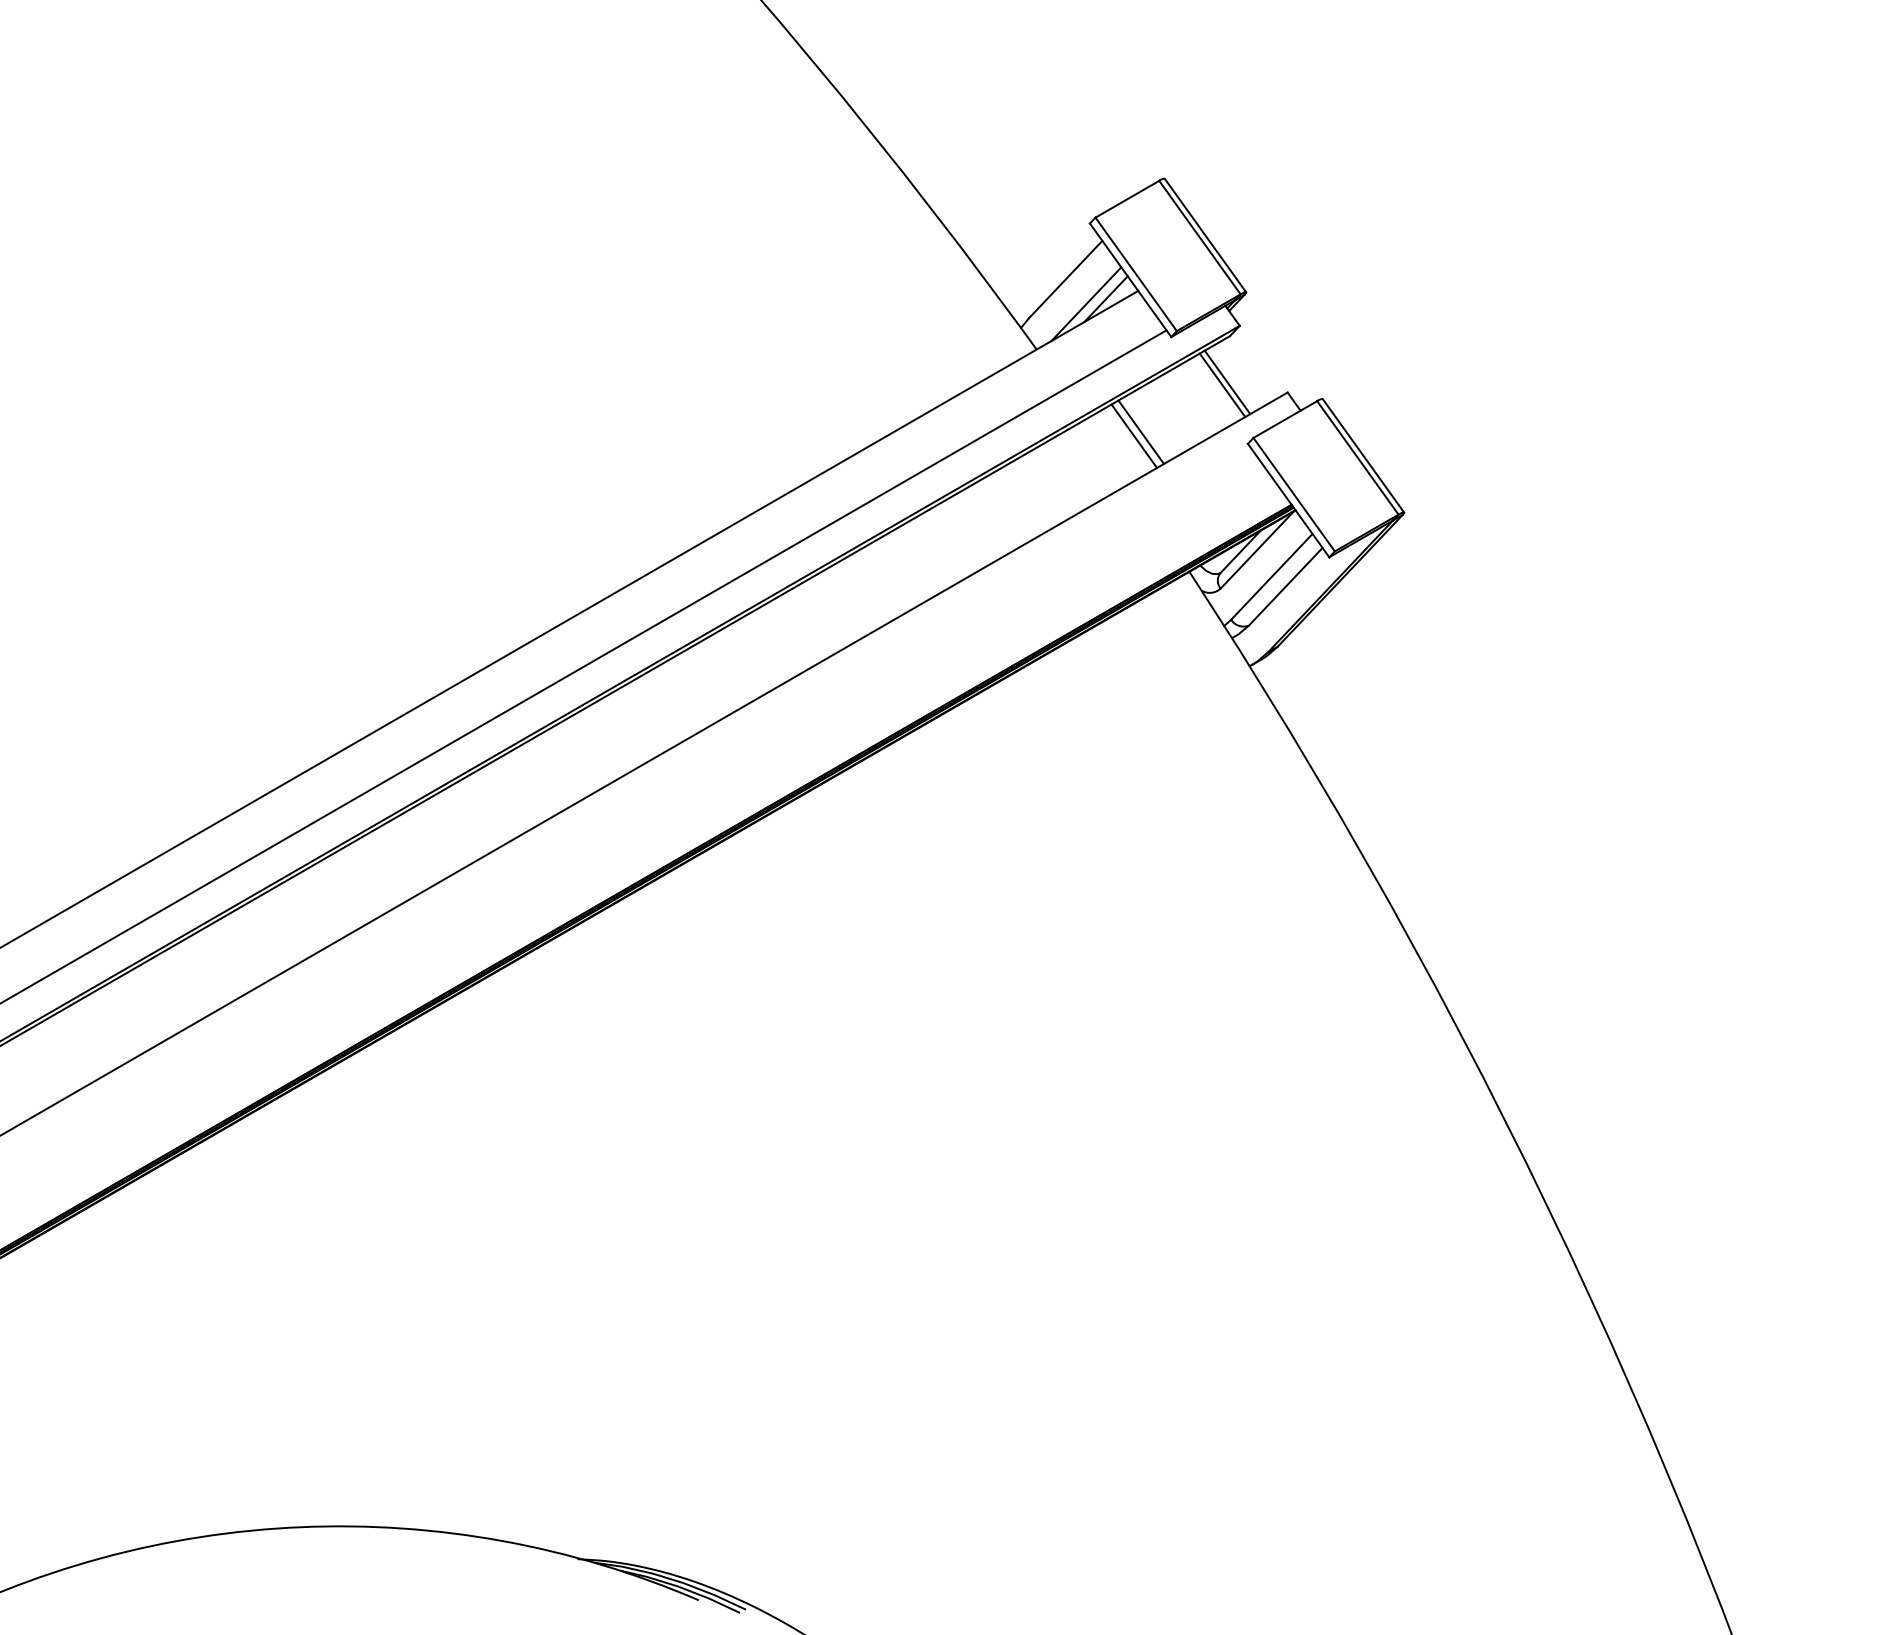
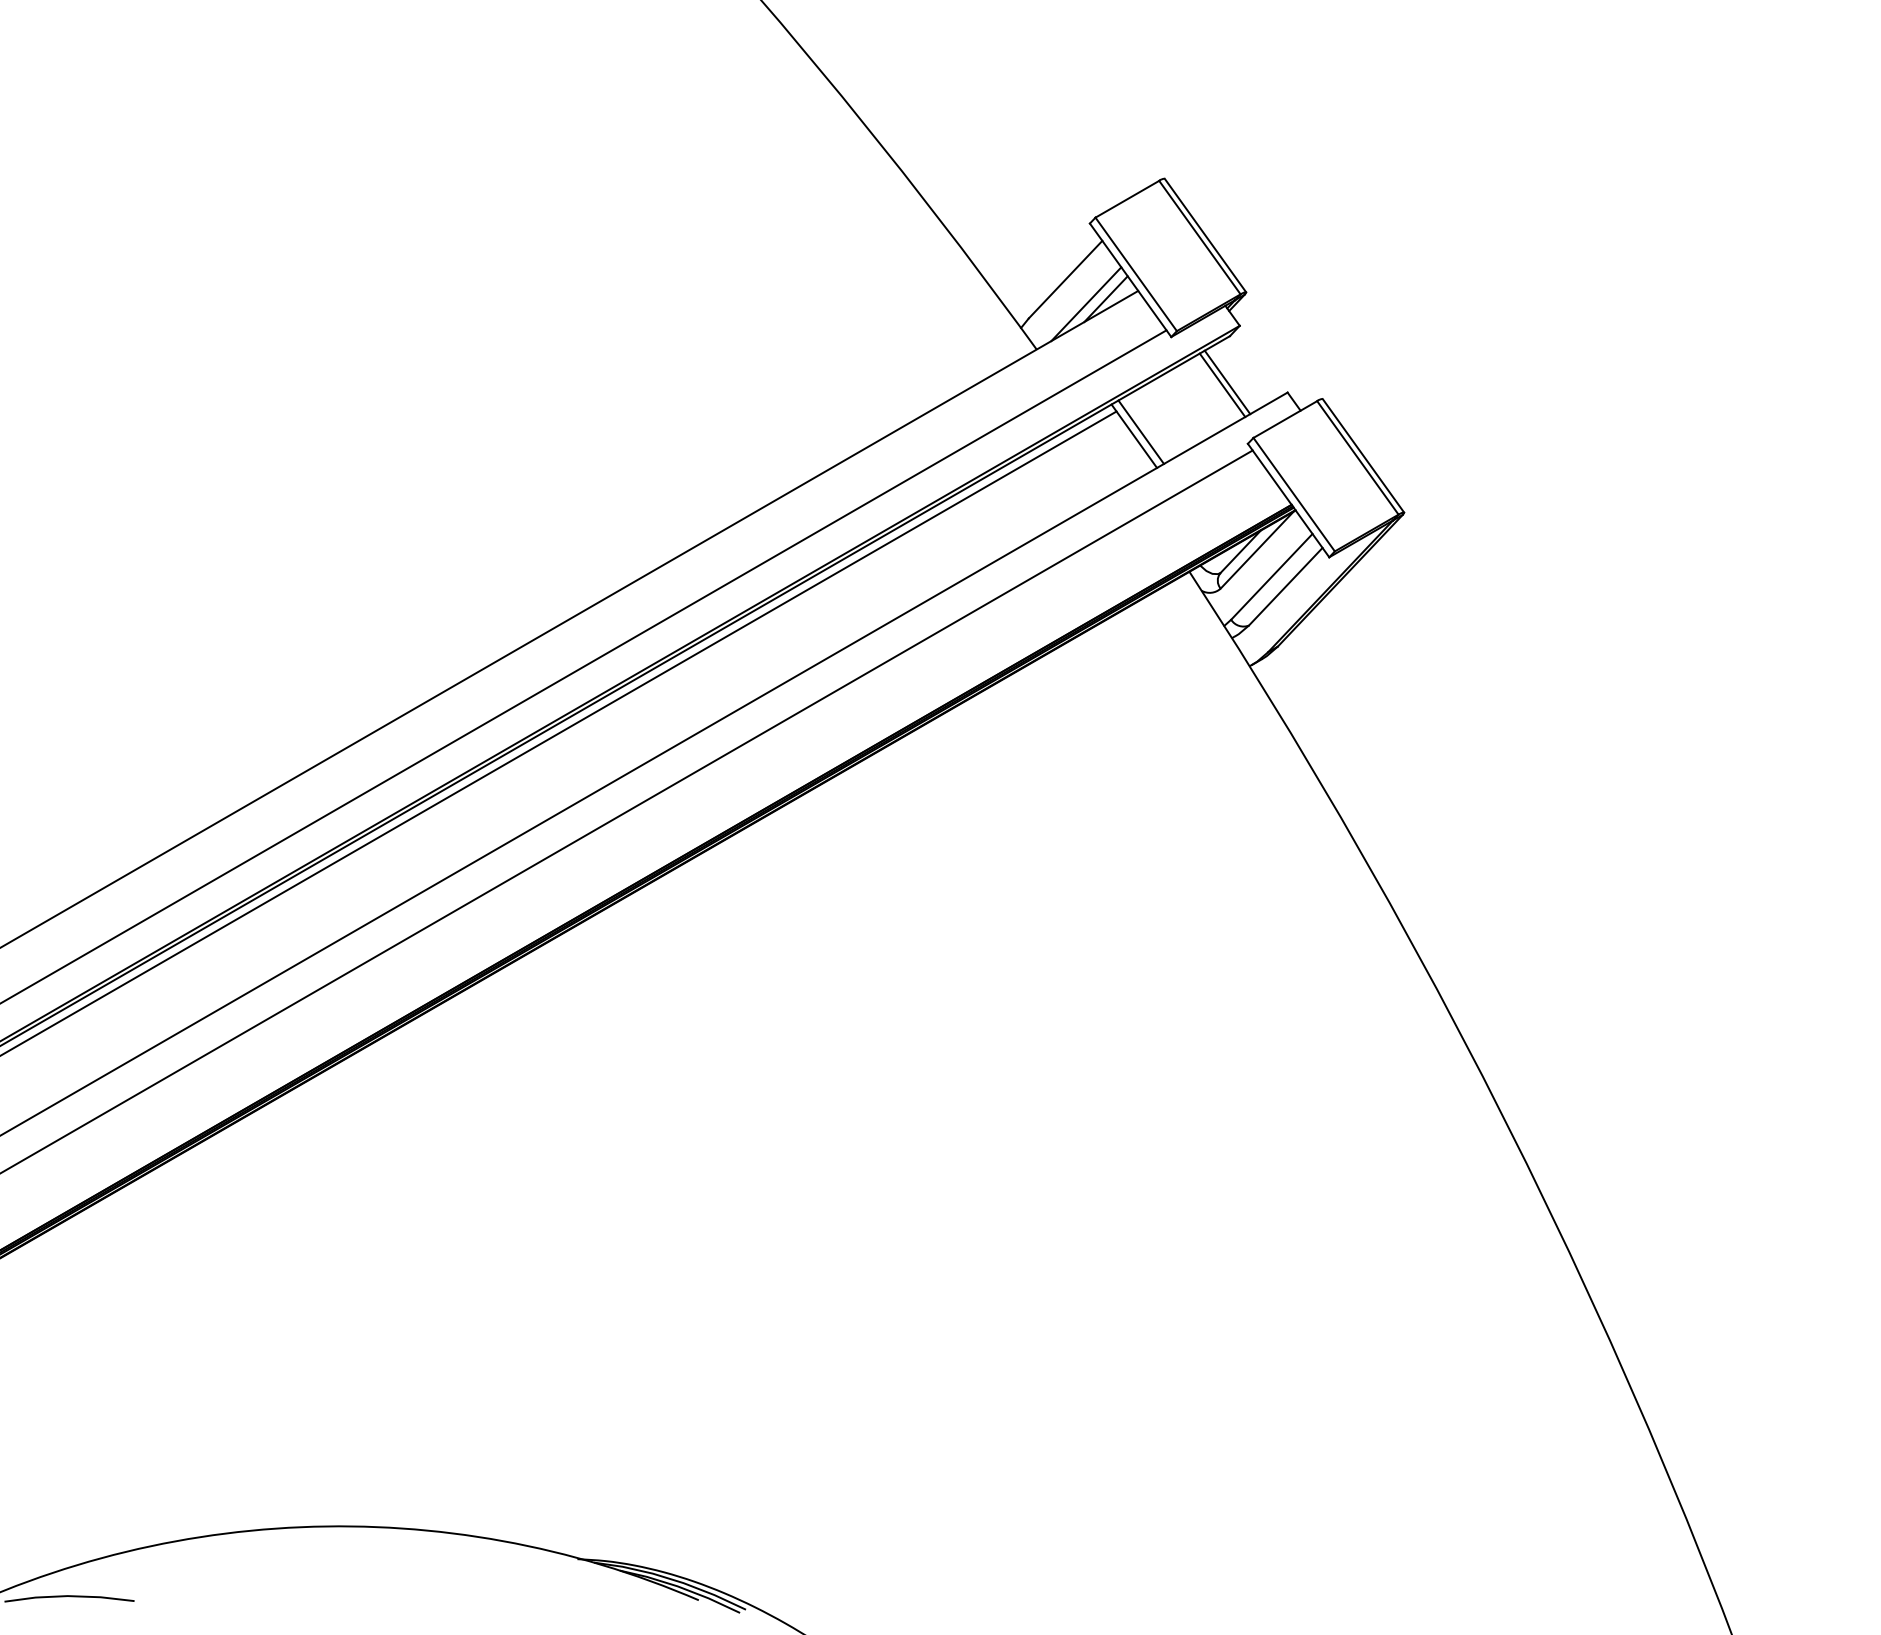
line: none -> present (559, 732)
line: none -> present (627, 811)
line: none -> present (70, 1597)
